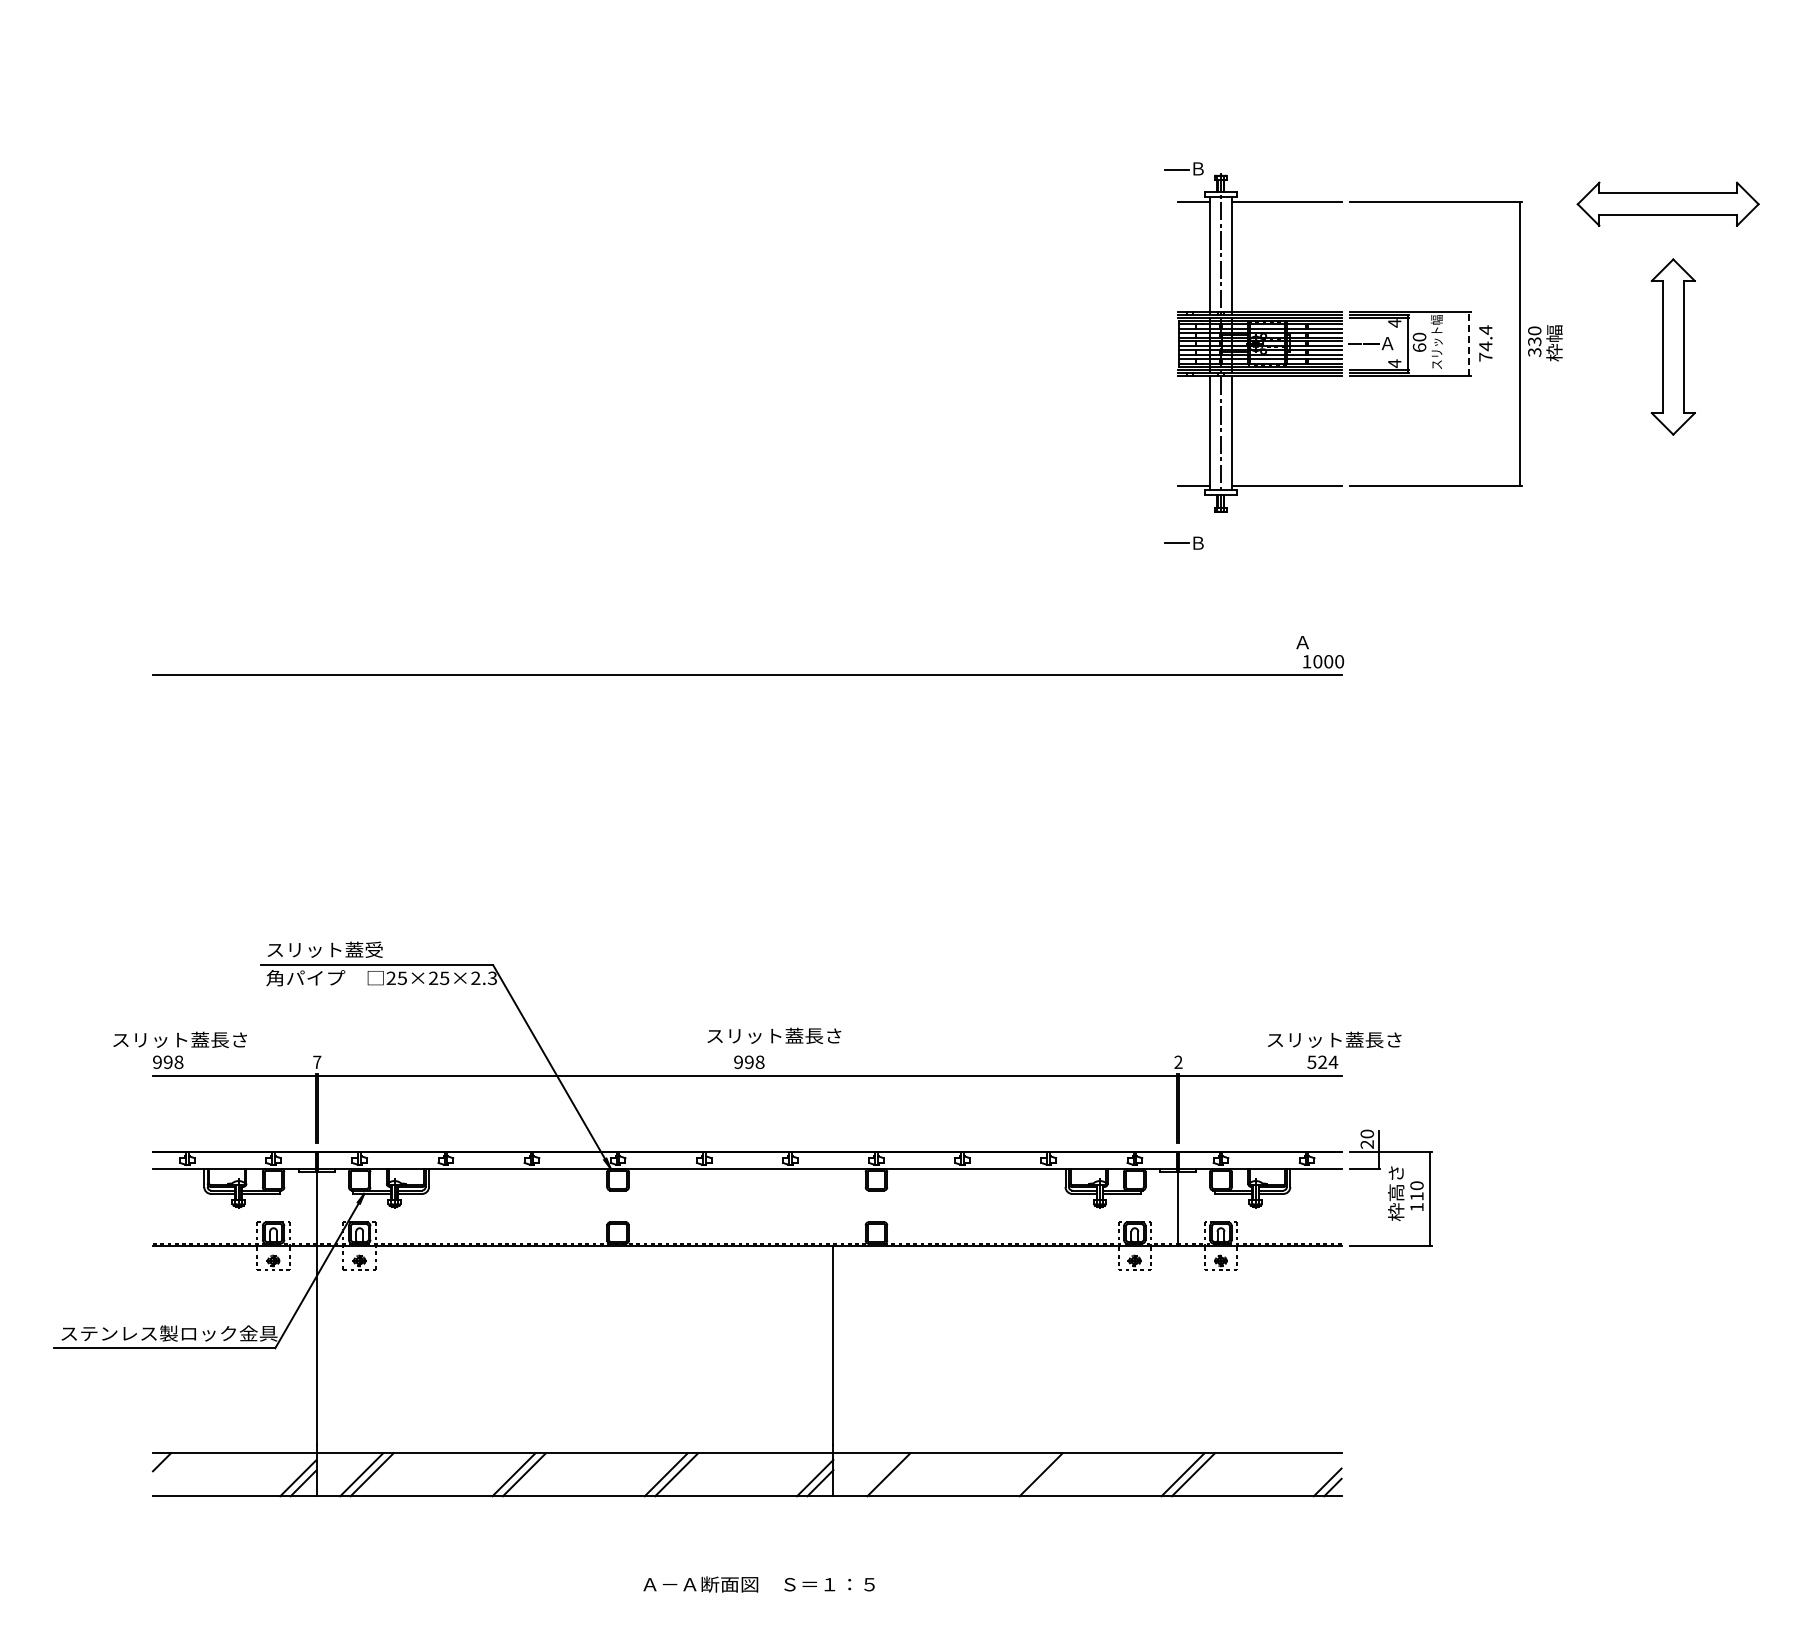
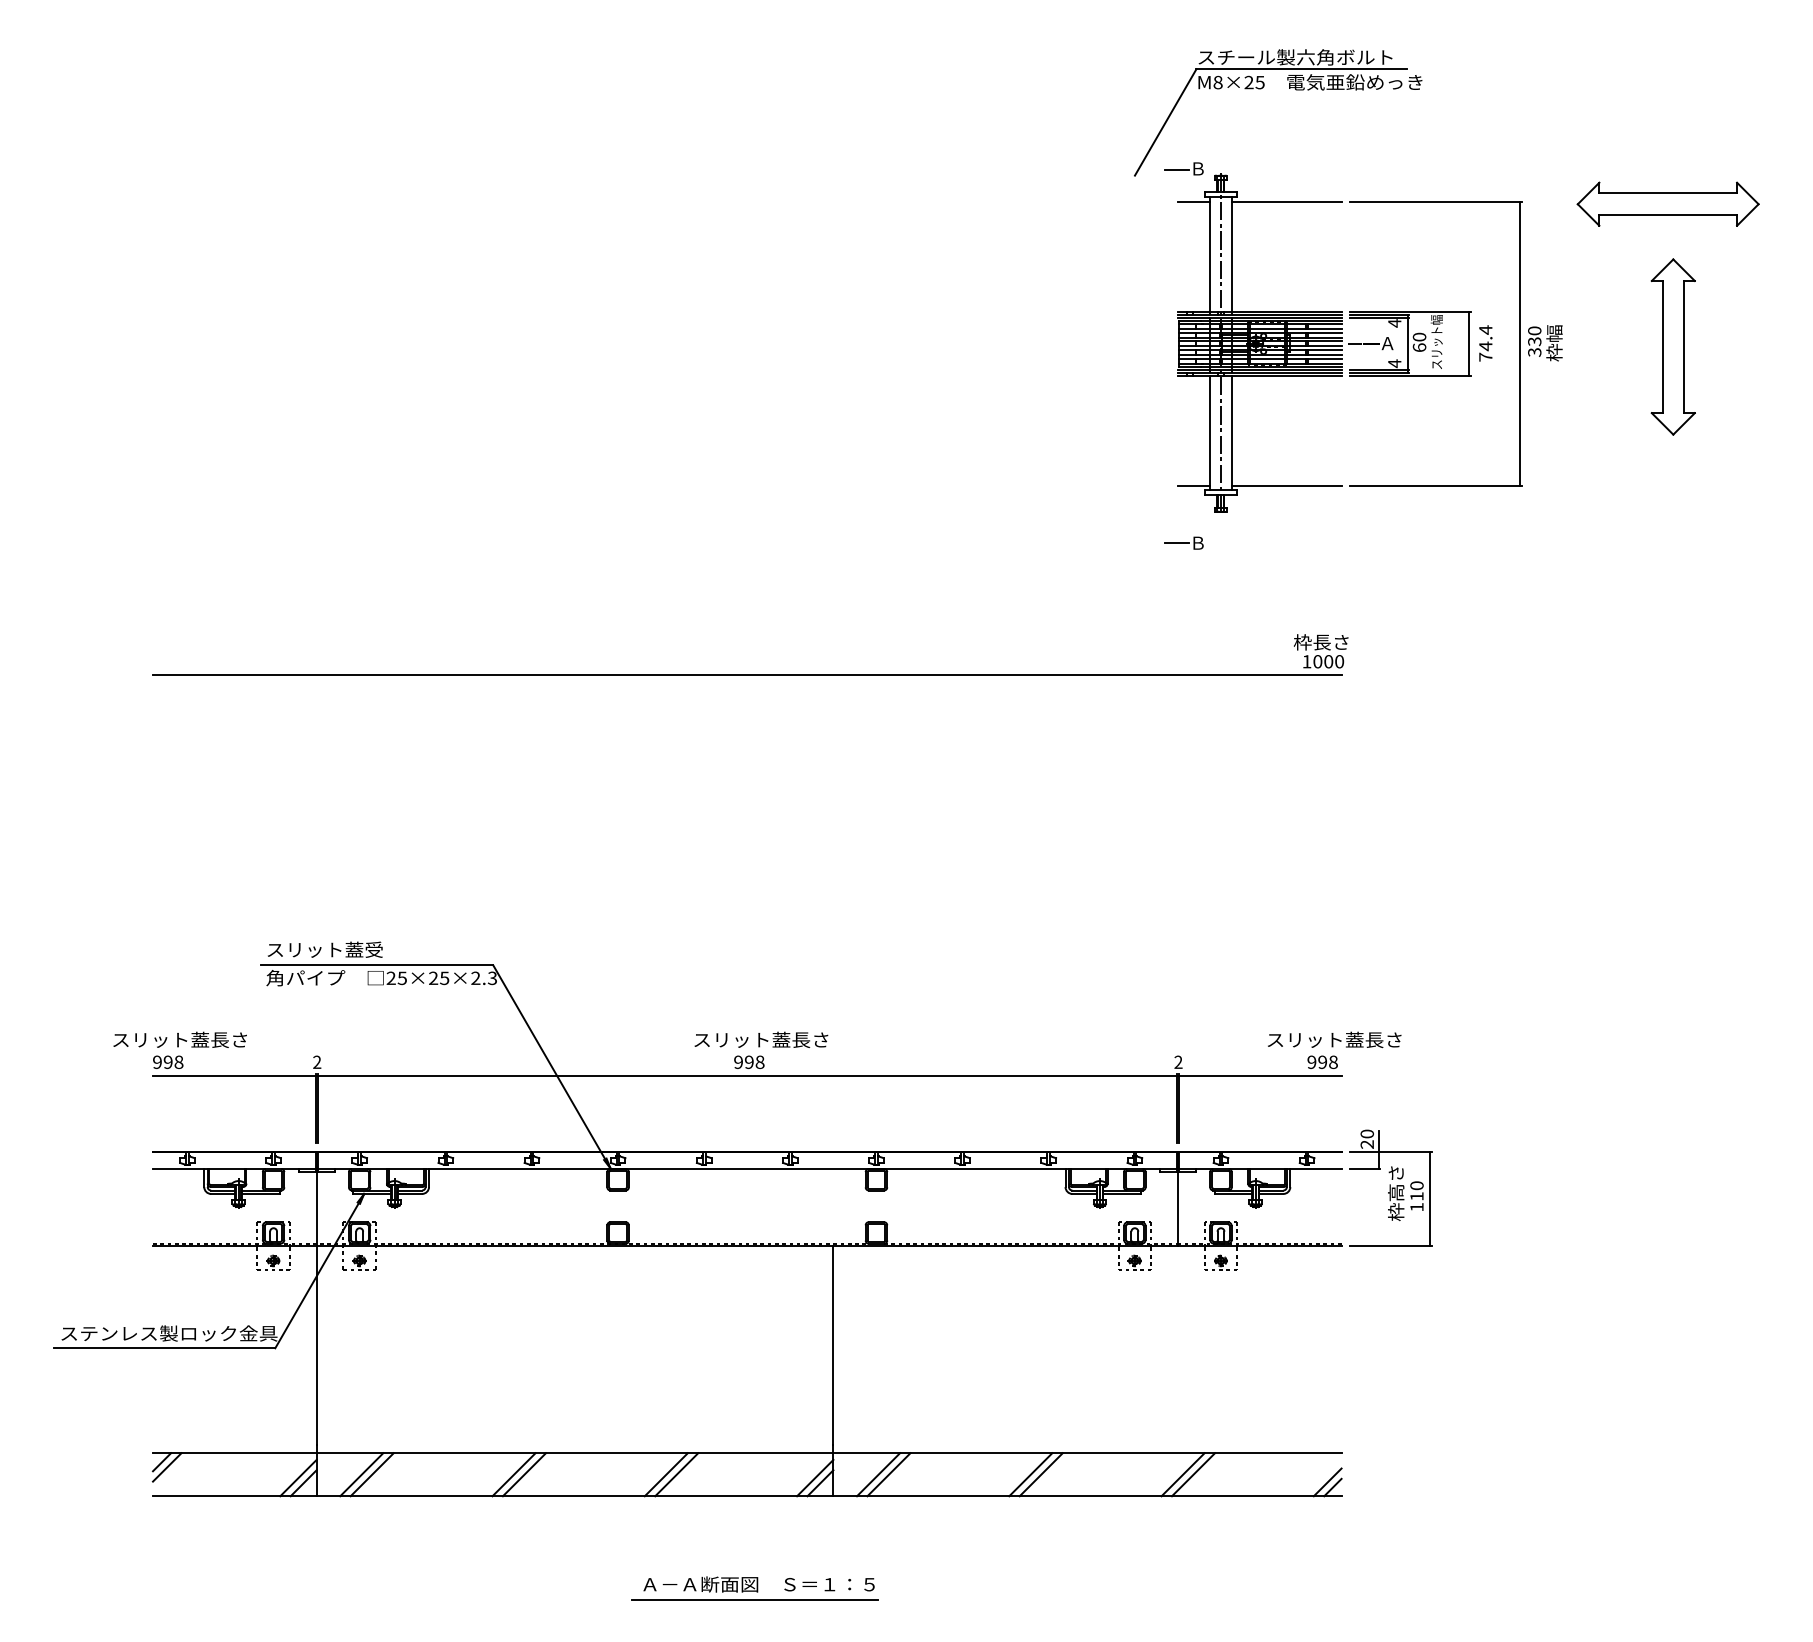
part: none -> present (1289, 88)
line: dashed -> solid (1469, 343)
text: Ａ -> 枠長さ (1320, 642)
text position: (774, 1035) -> (761, 1039) (761, 1039)
text: 7 -> 2 (317, 1061)
text: 524 -> 998 (1322, 1062)
line: none -> present (167, 1467)
line: none -> present (878, 1474)
line: none -> present (1030, 1474)
line: none -> present (755, 1600)
